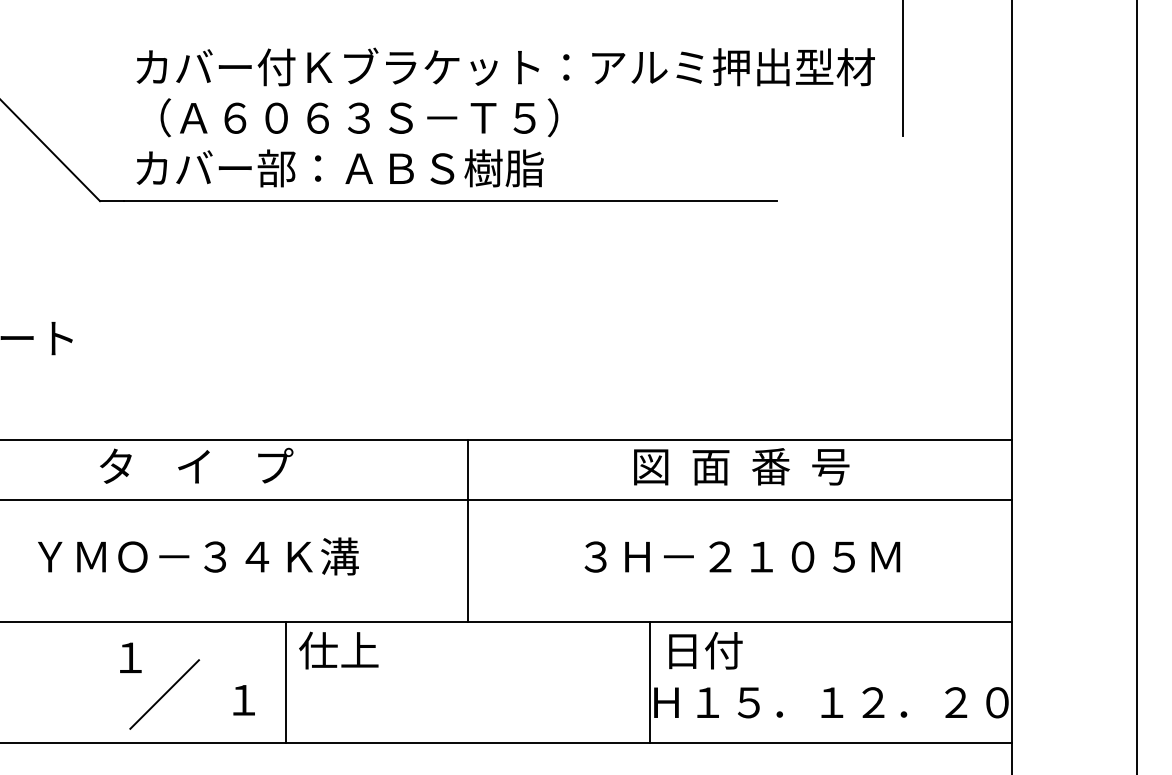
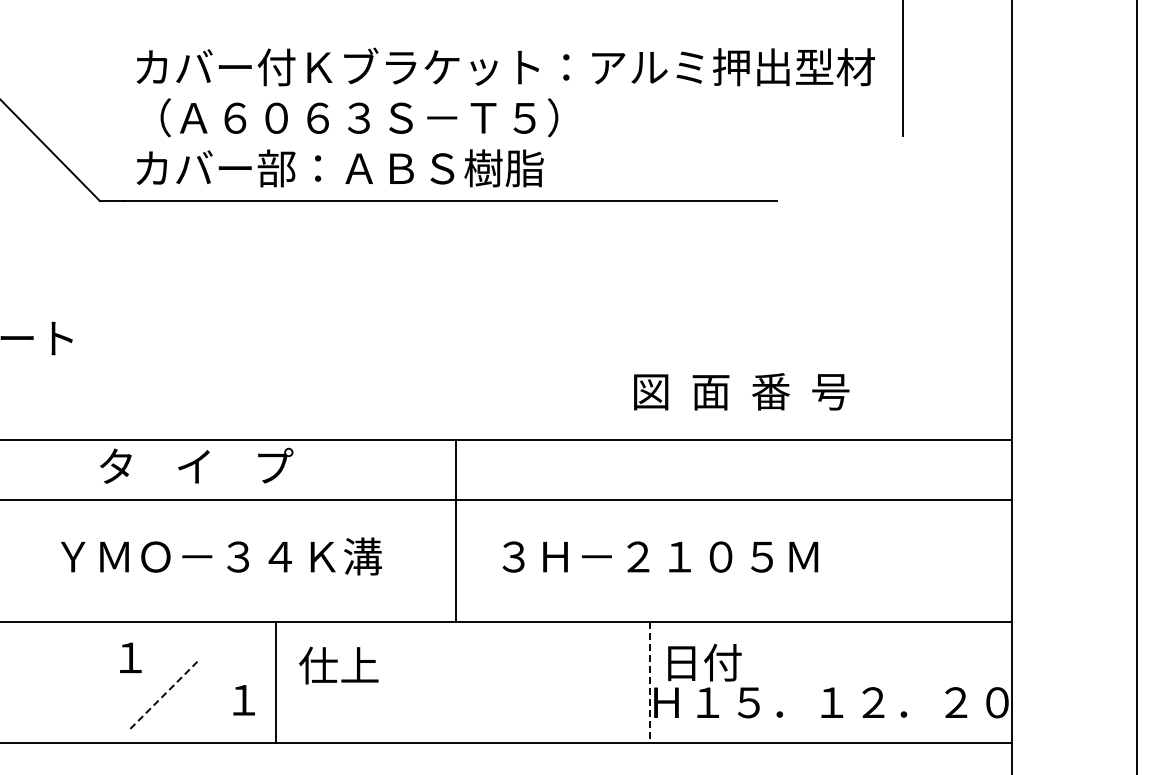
text position: (741, 466) -> (741, 391) (741, 391)
line position: (468, 530) -> (456, 530) (456, 530)
text position: (198, 556) -> (221, 556) (221, 556)
text position: (742, 556) -> (660, 556) (660, 556)
text position: (338, 650) -> (338, 665) (338, 665)
text position: (705, 650) -> (704, 662) (704, 662)
line position: (286, 682) -> (276, 682) (276, 682)
line: solid -> dashed (650, 682)
line: solid -> dashed (164, 694)
